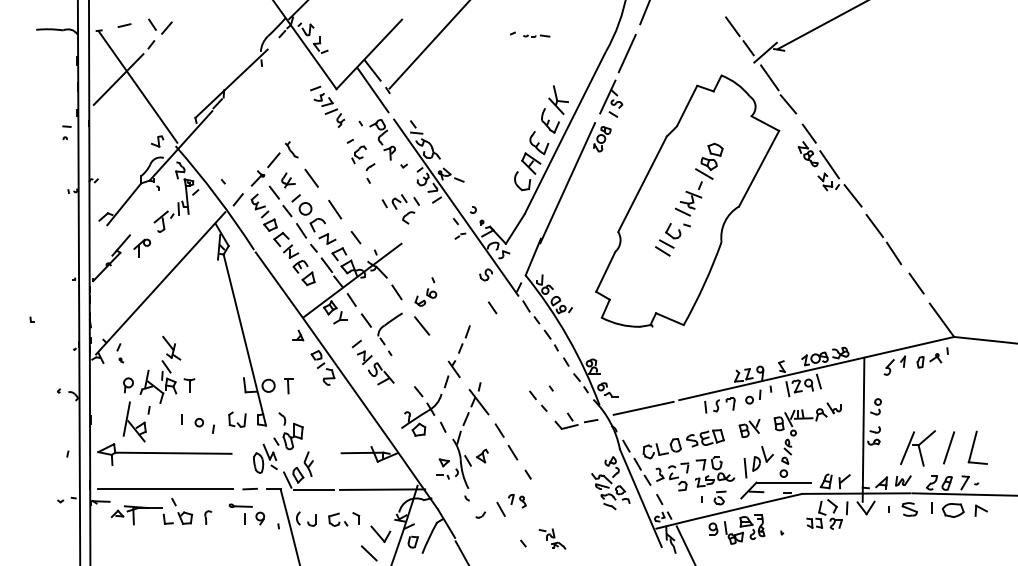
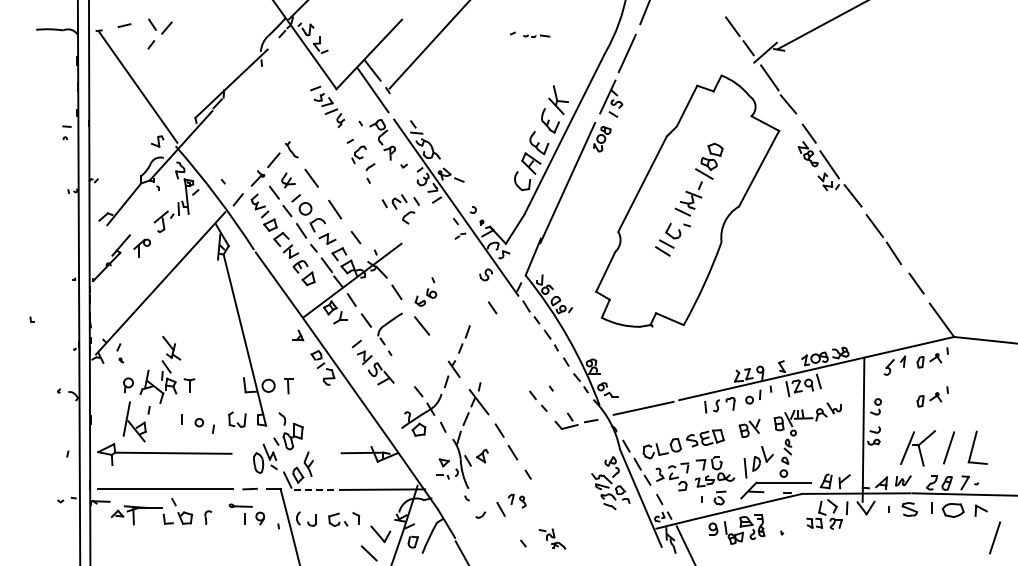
line: present -> none (118, 79)
part: none -> present (932, 396)
line: solid -> dashed (314, 489)
line: none -> present (994, 537)
